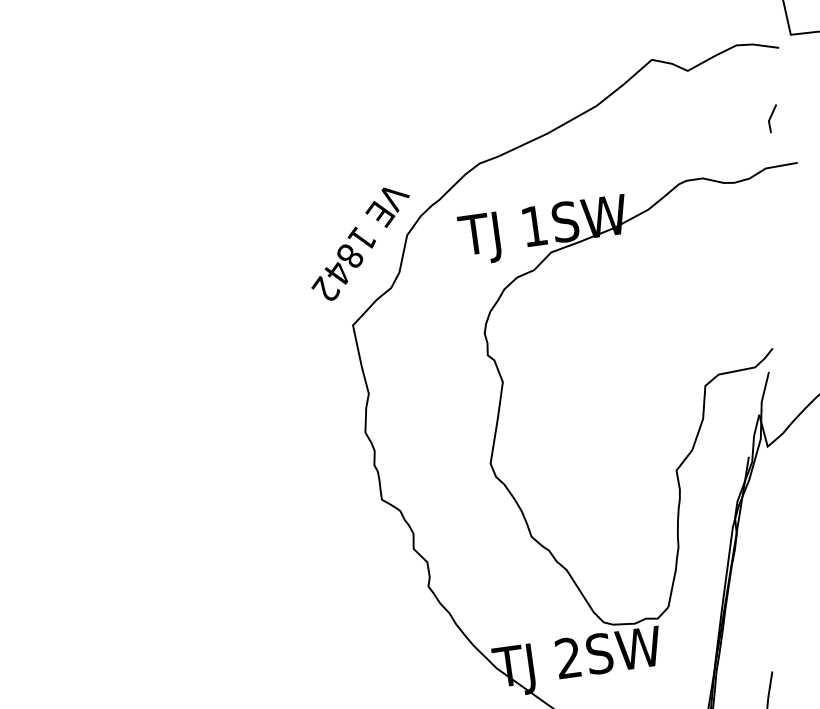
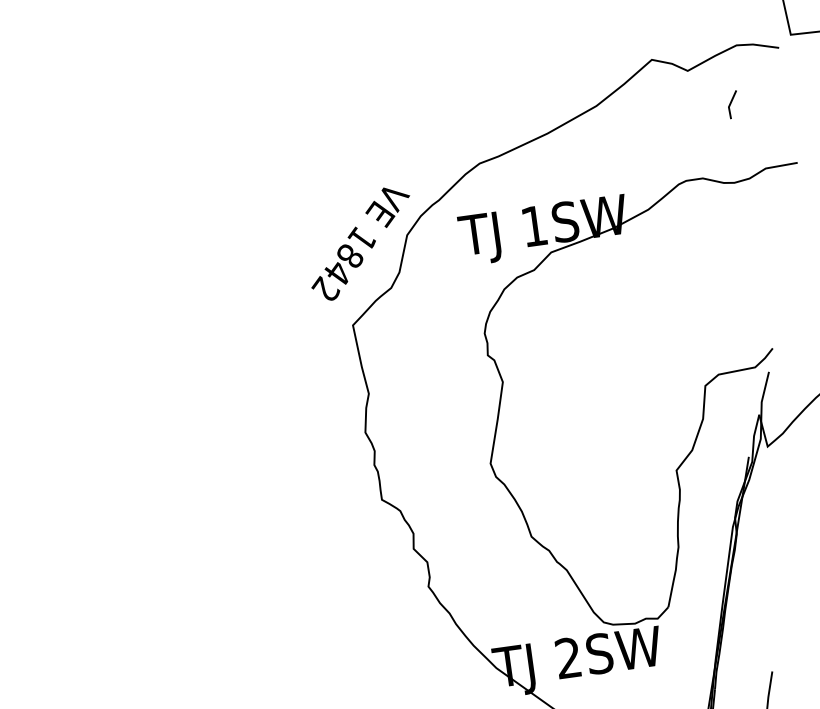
line position: (771, 118) -> (731, 104) (731, 104)
